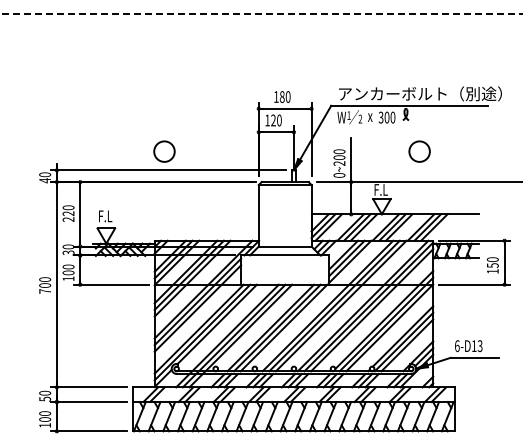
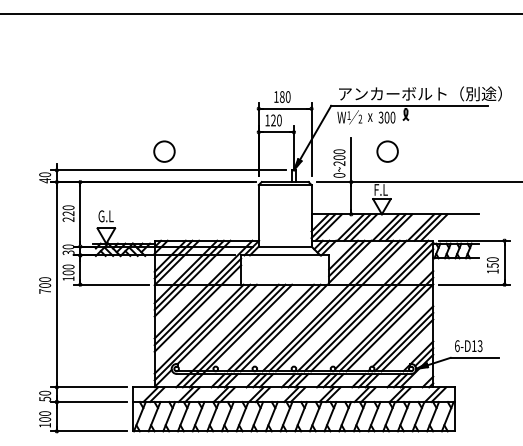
line: dashed -> solid (261, 13)
circle position: (419, 151) -> (387, 151) (387, 151)
text: F.L -> G.L (105, 216)
